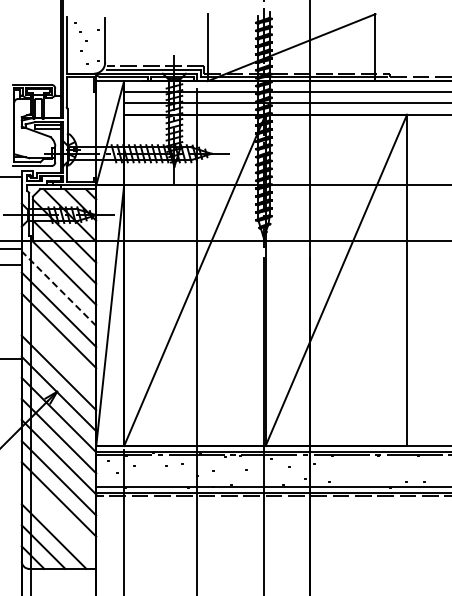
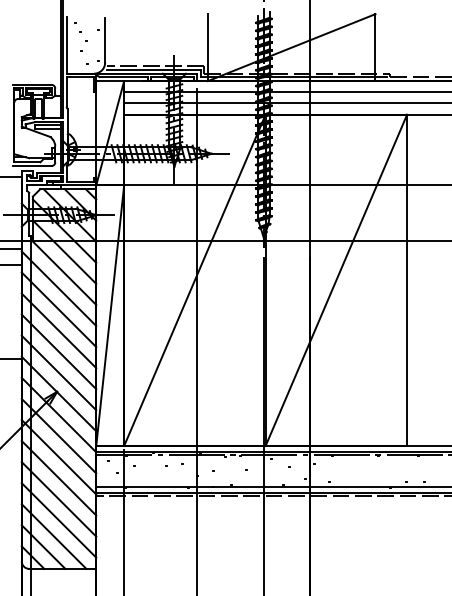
line: dashed -> solid (59, 288)
line: none -> present (58, 351)
line: none -> present (58, 520)
